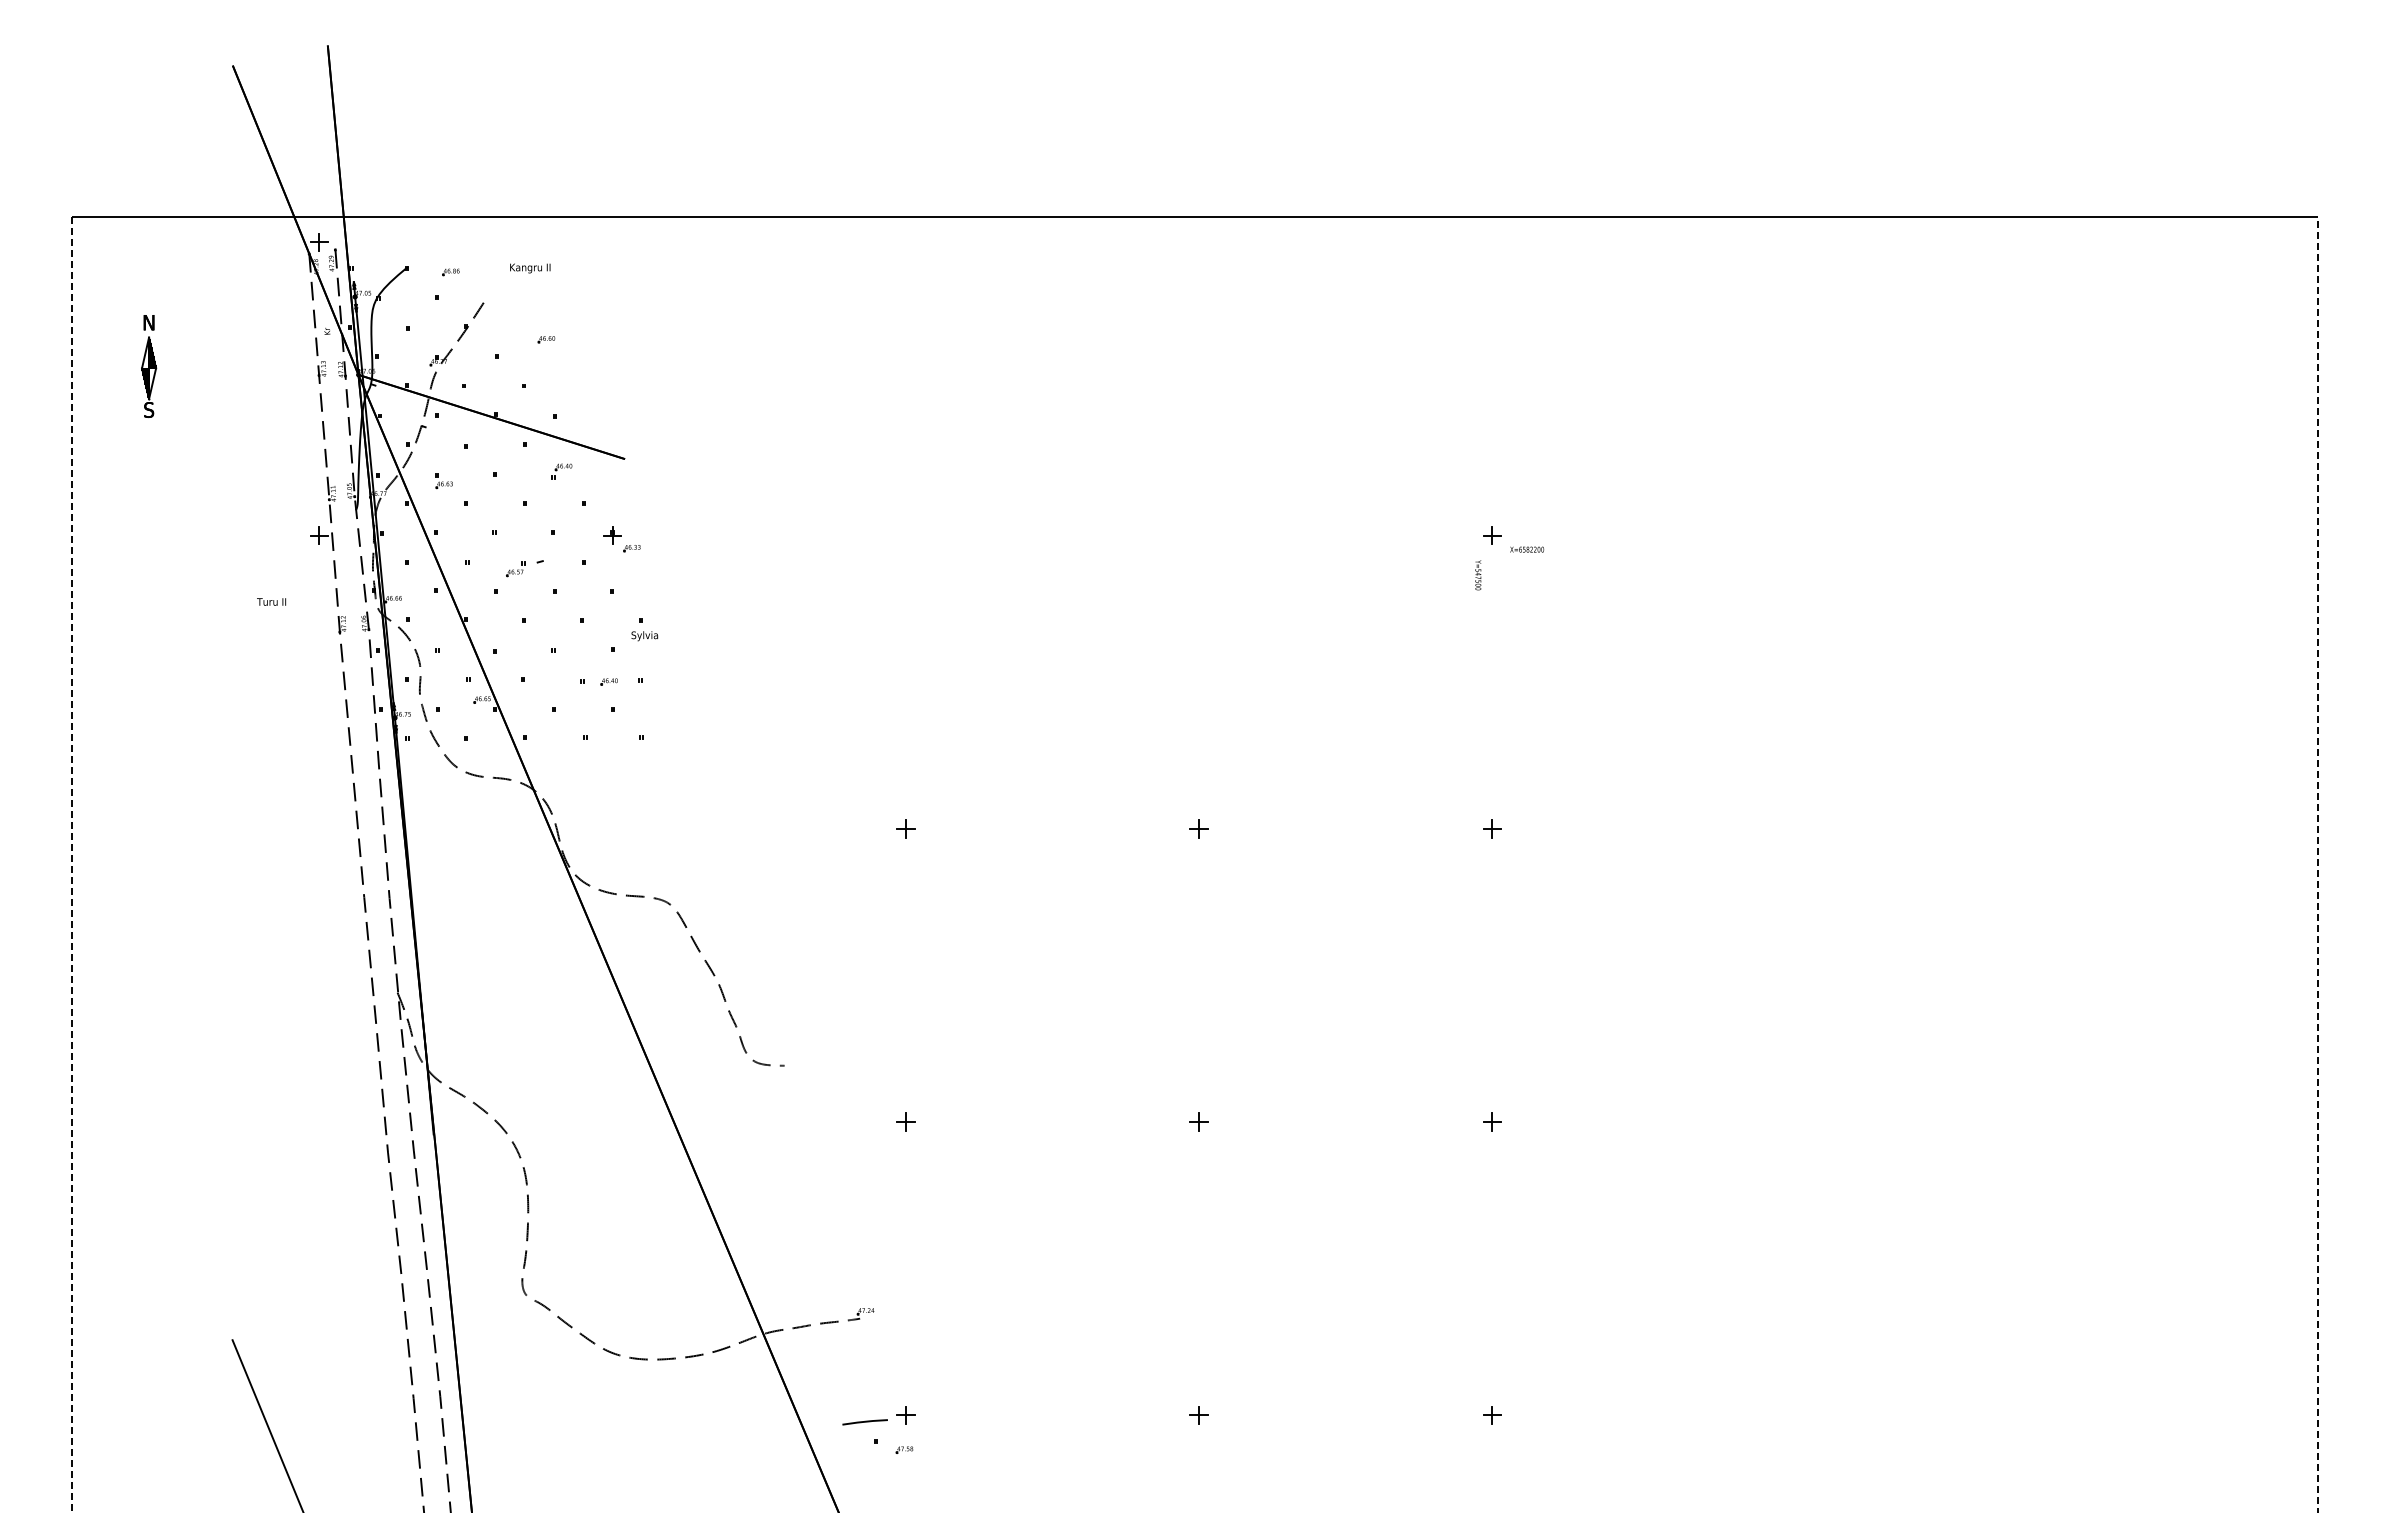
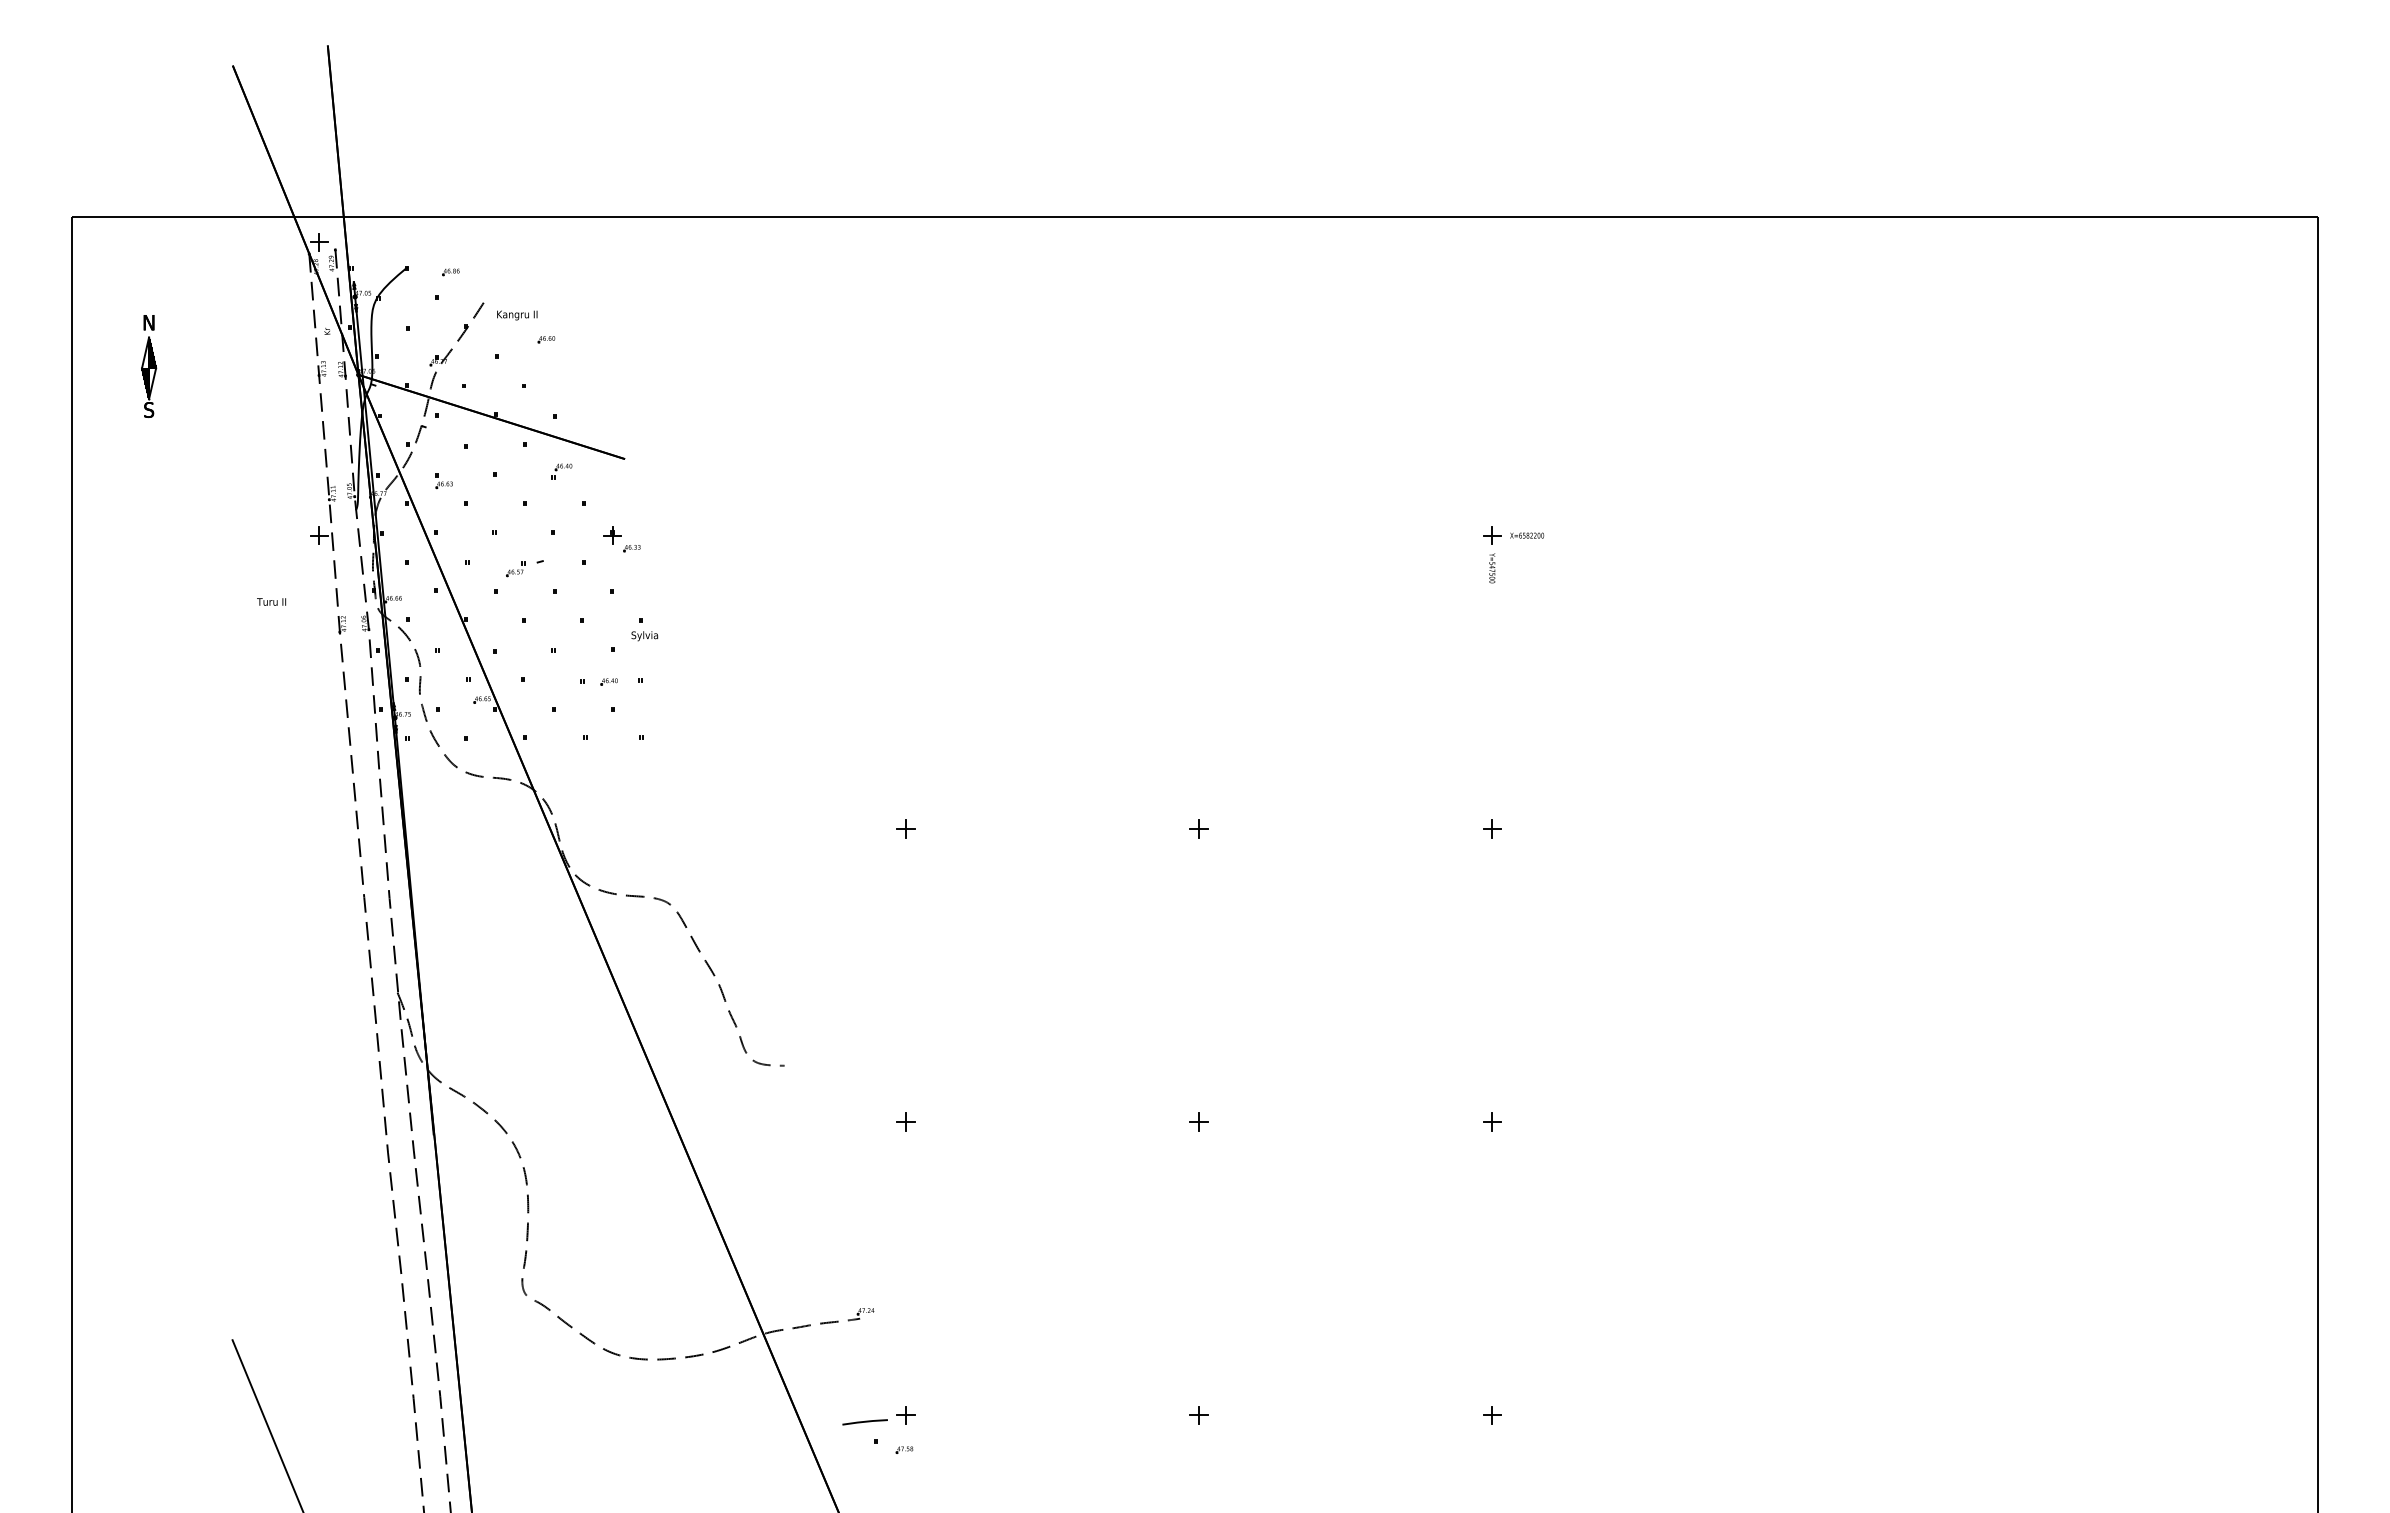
text position: (530, 268) -> (517, 315) (517, 315)
text position: (1527, 549) -> (1527, 535) (1527, 535)
text position: (1478, 575) -> (1492, 568) (1492, 568)
line: dashed -> solid (71, 865)
line: dashed -> solid (2318, 865)
